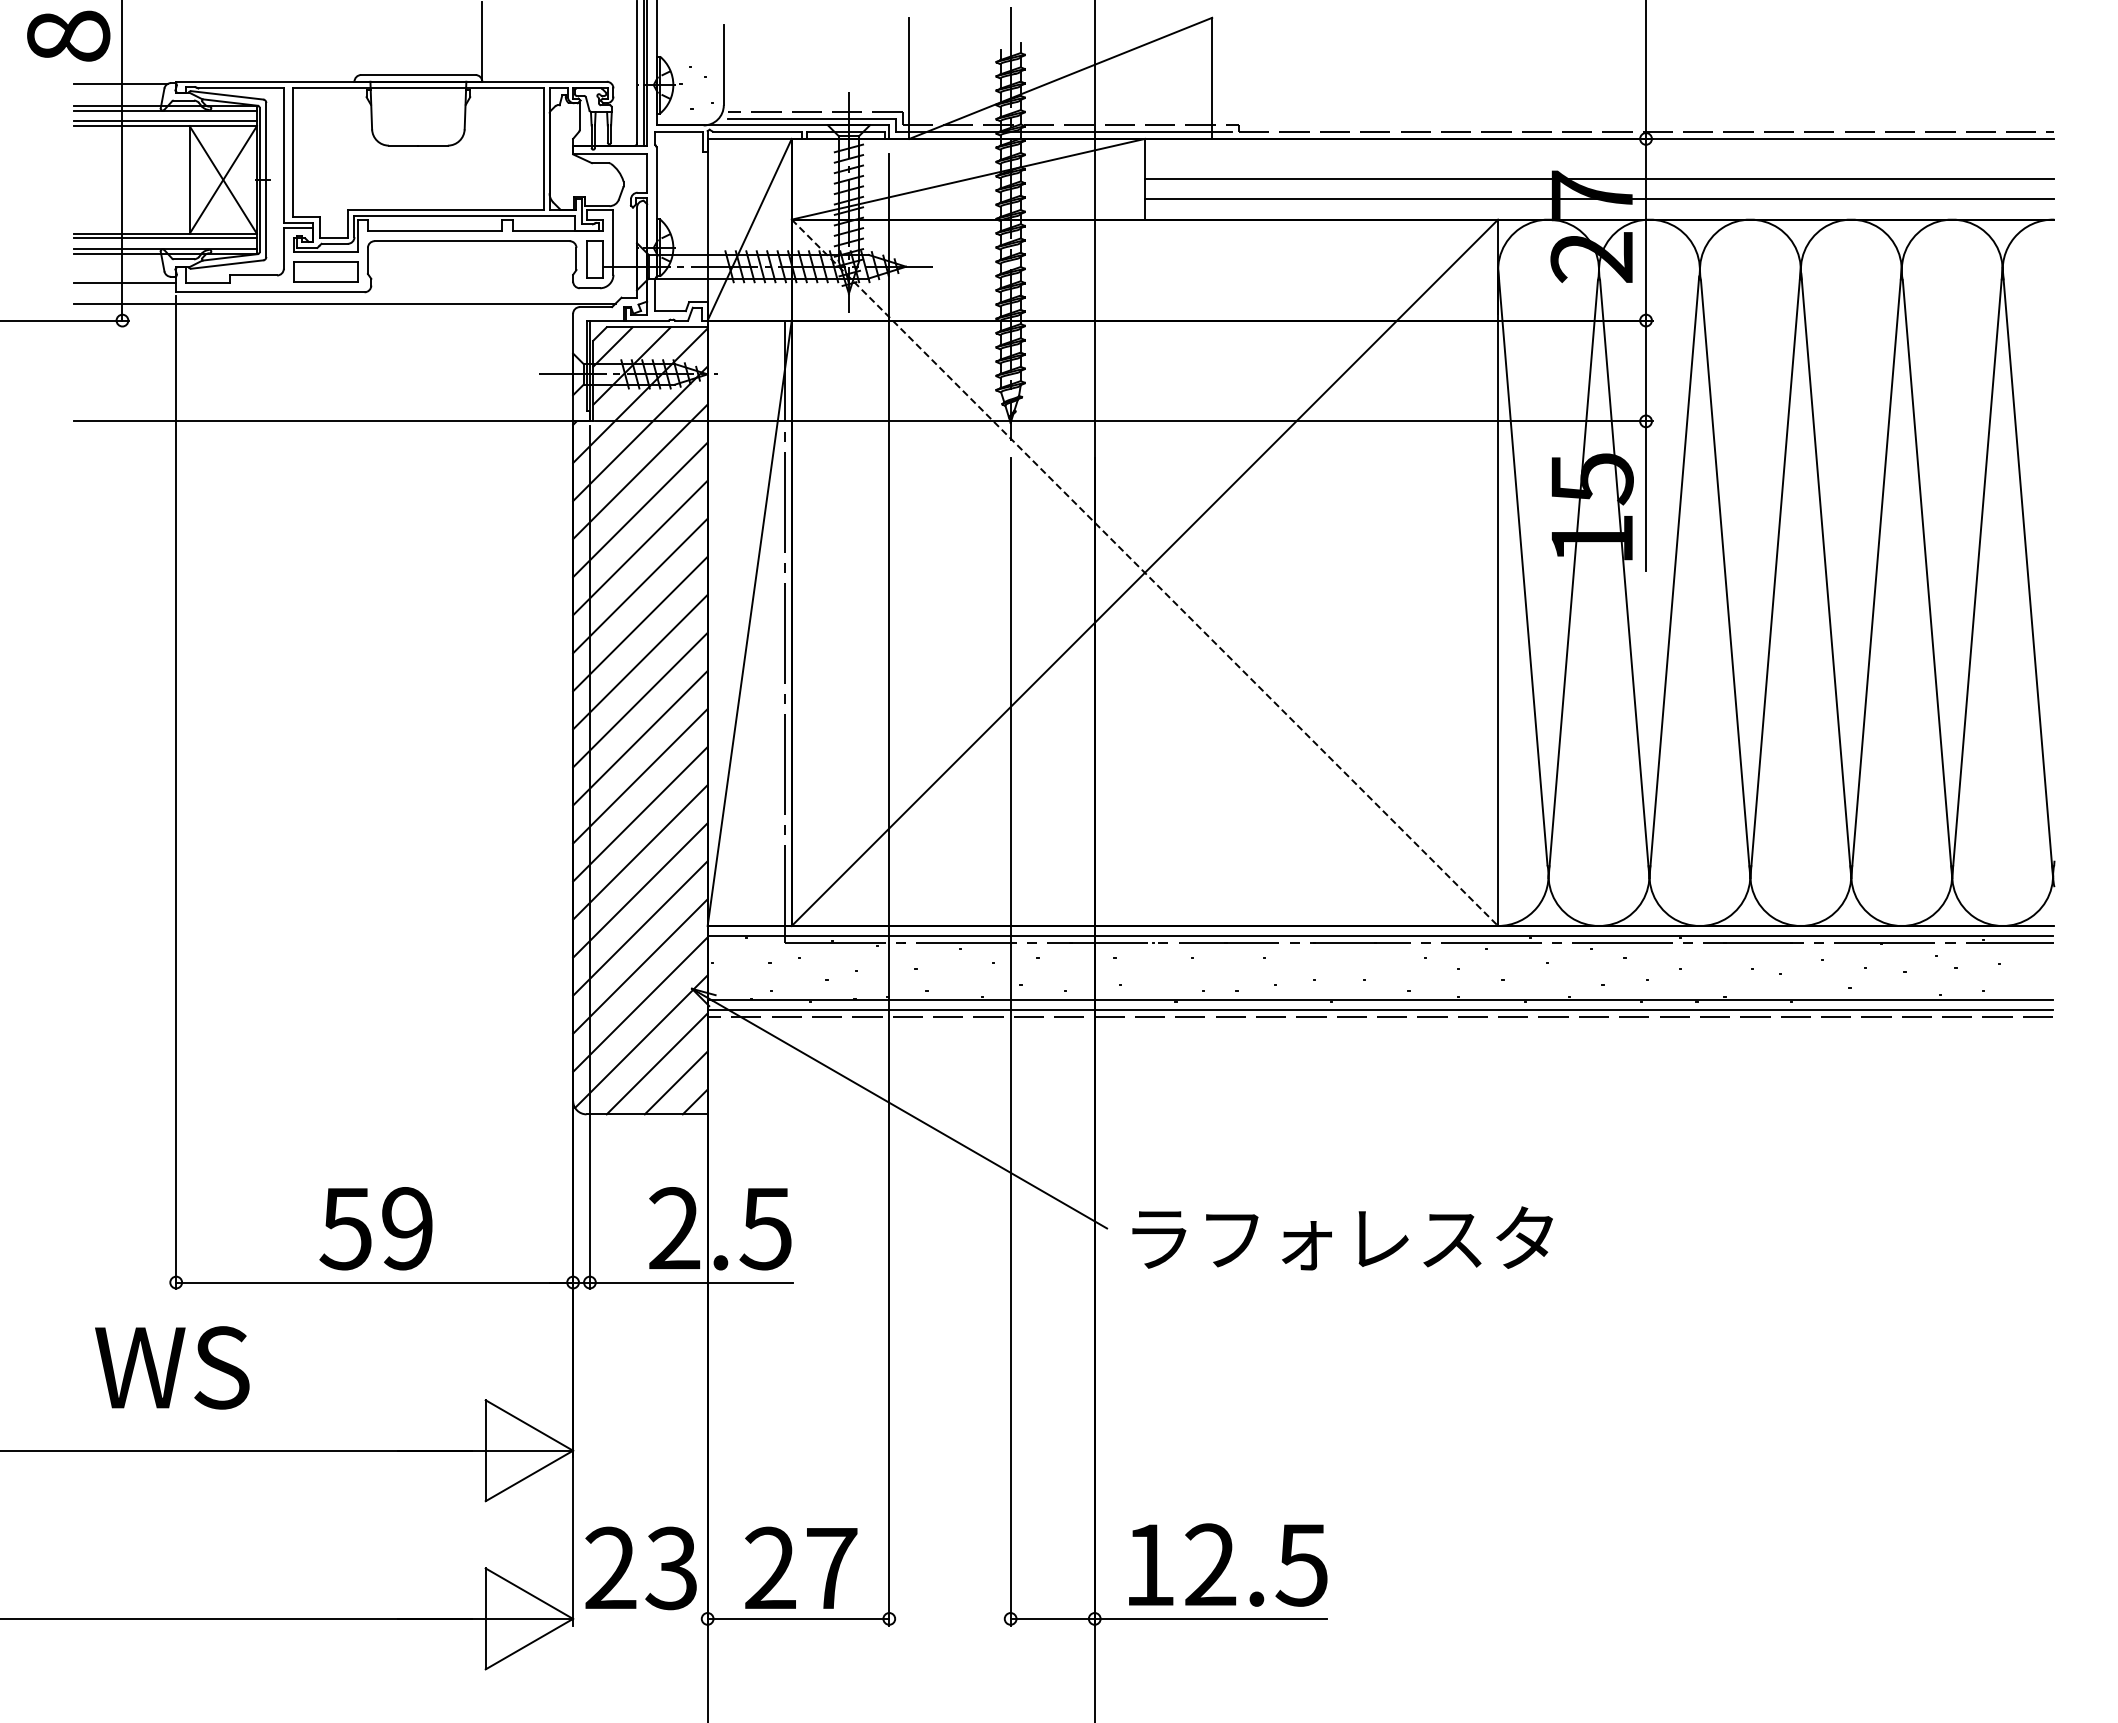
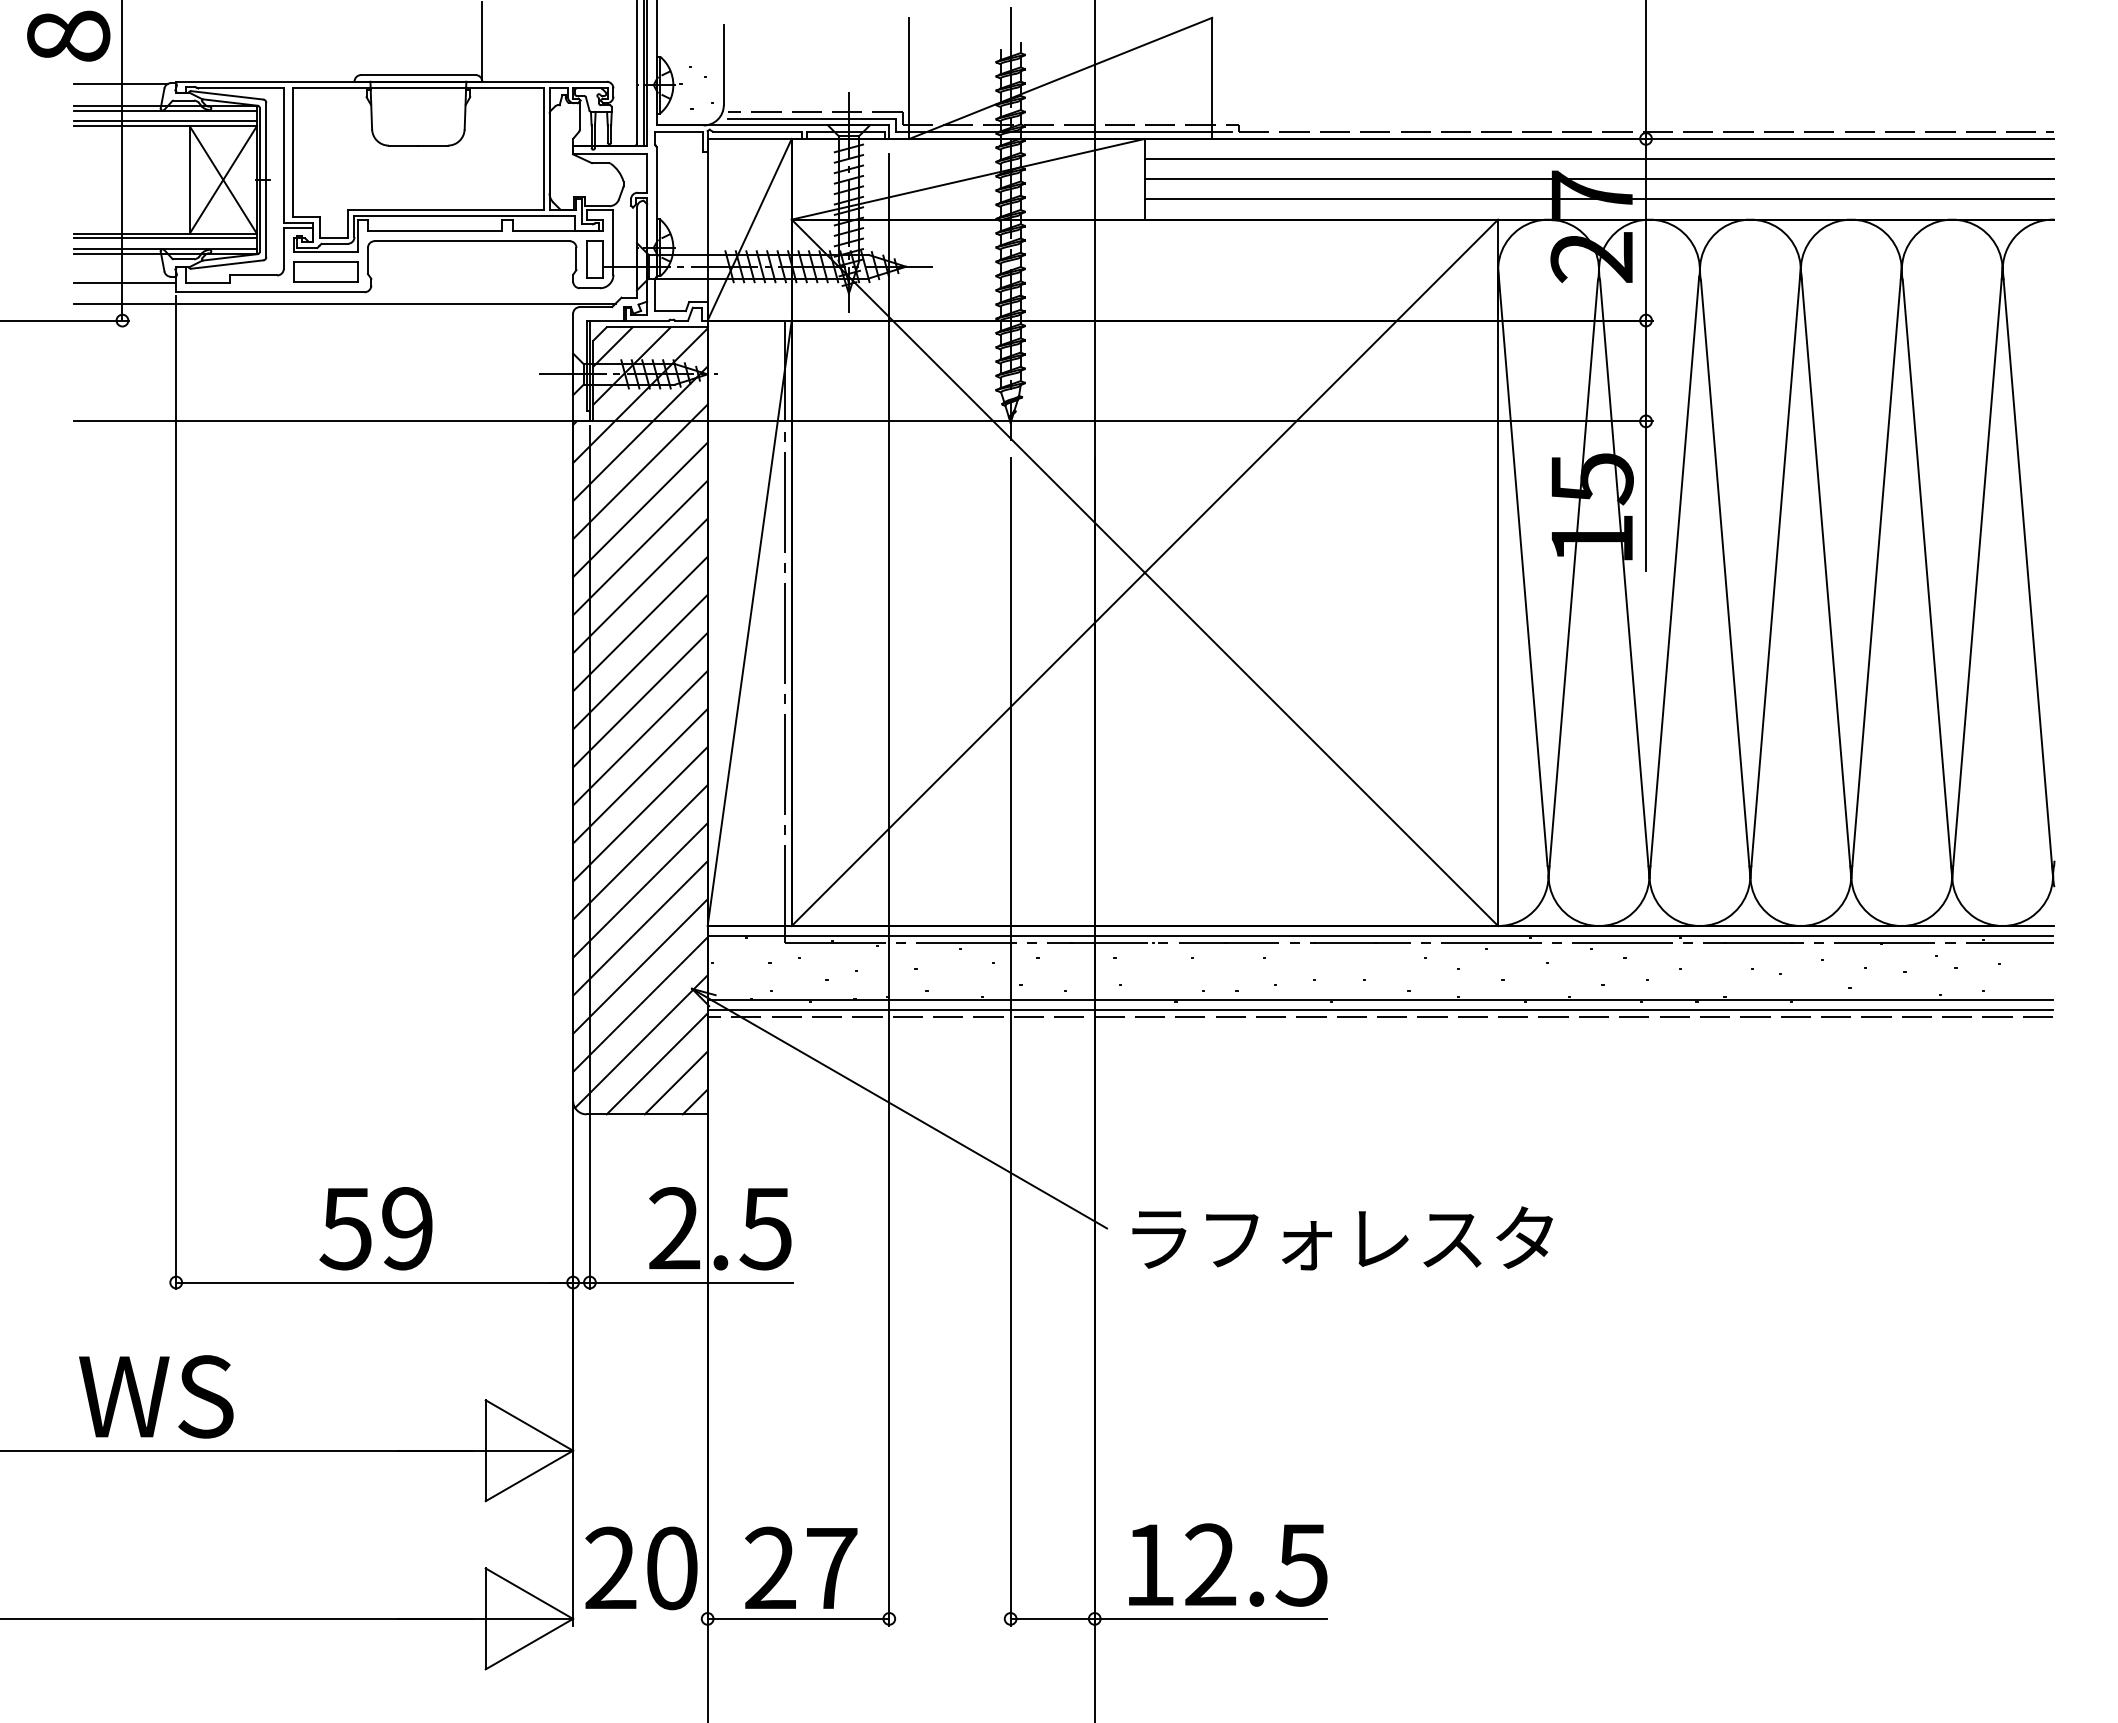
line: none -> present (1599, 159)
line: dashed -> solid (1145, 573)
text position: (172, 1367) -> (156, 1396) (156, 1396)
text: 23 -> 20 (671, 1568)
